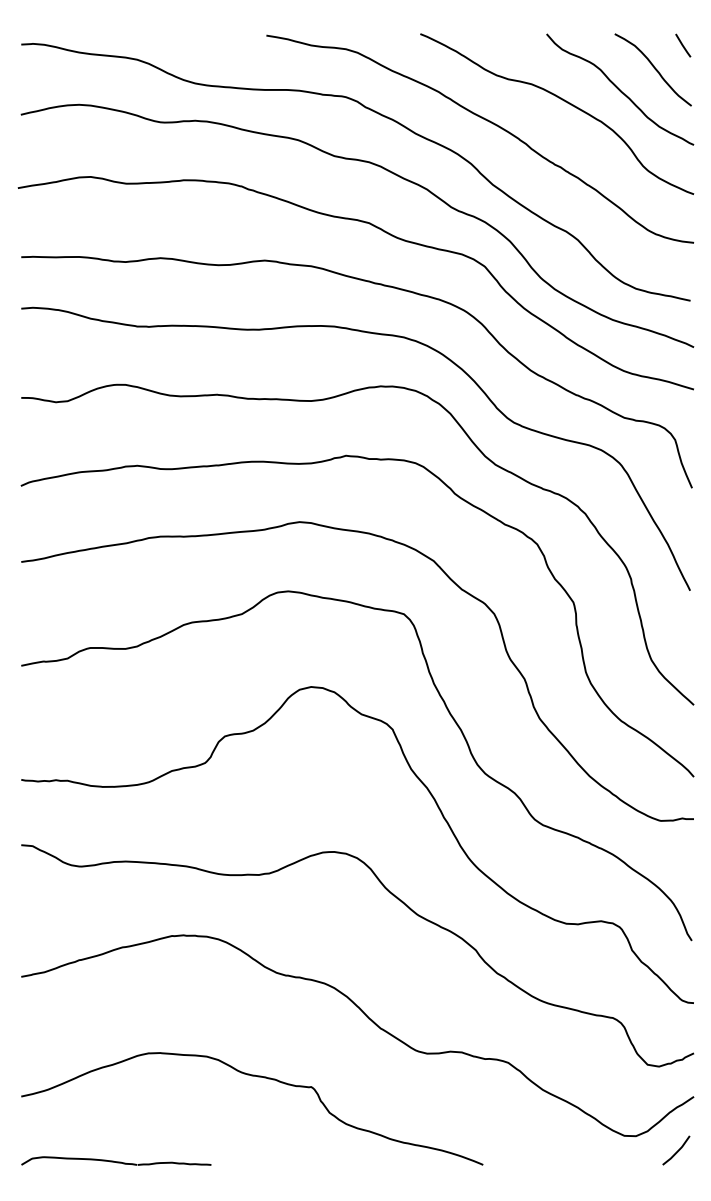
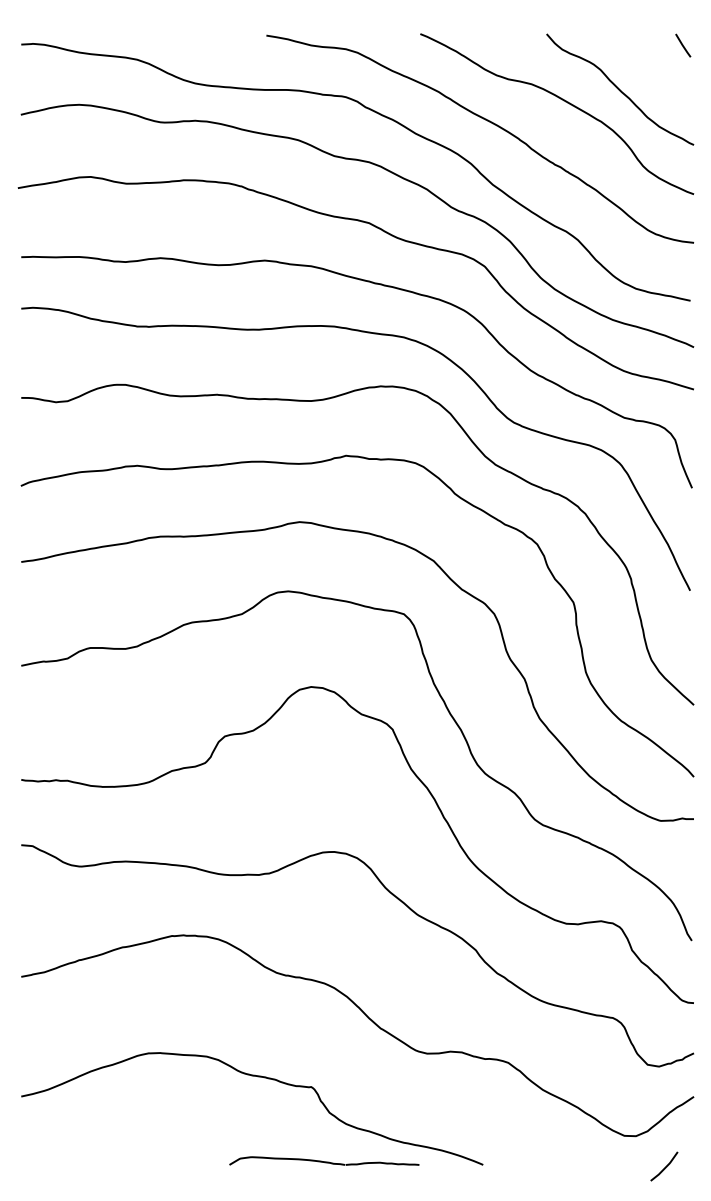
curve: present -> none (654, 69)
line position: (677, 1150) -> (665, 1166) (665, 1166)
part position: (116, 1160) -> (324, 1160) (324, 1160)
